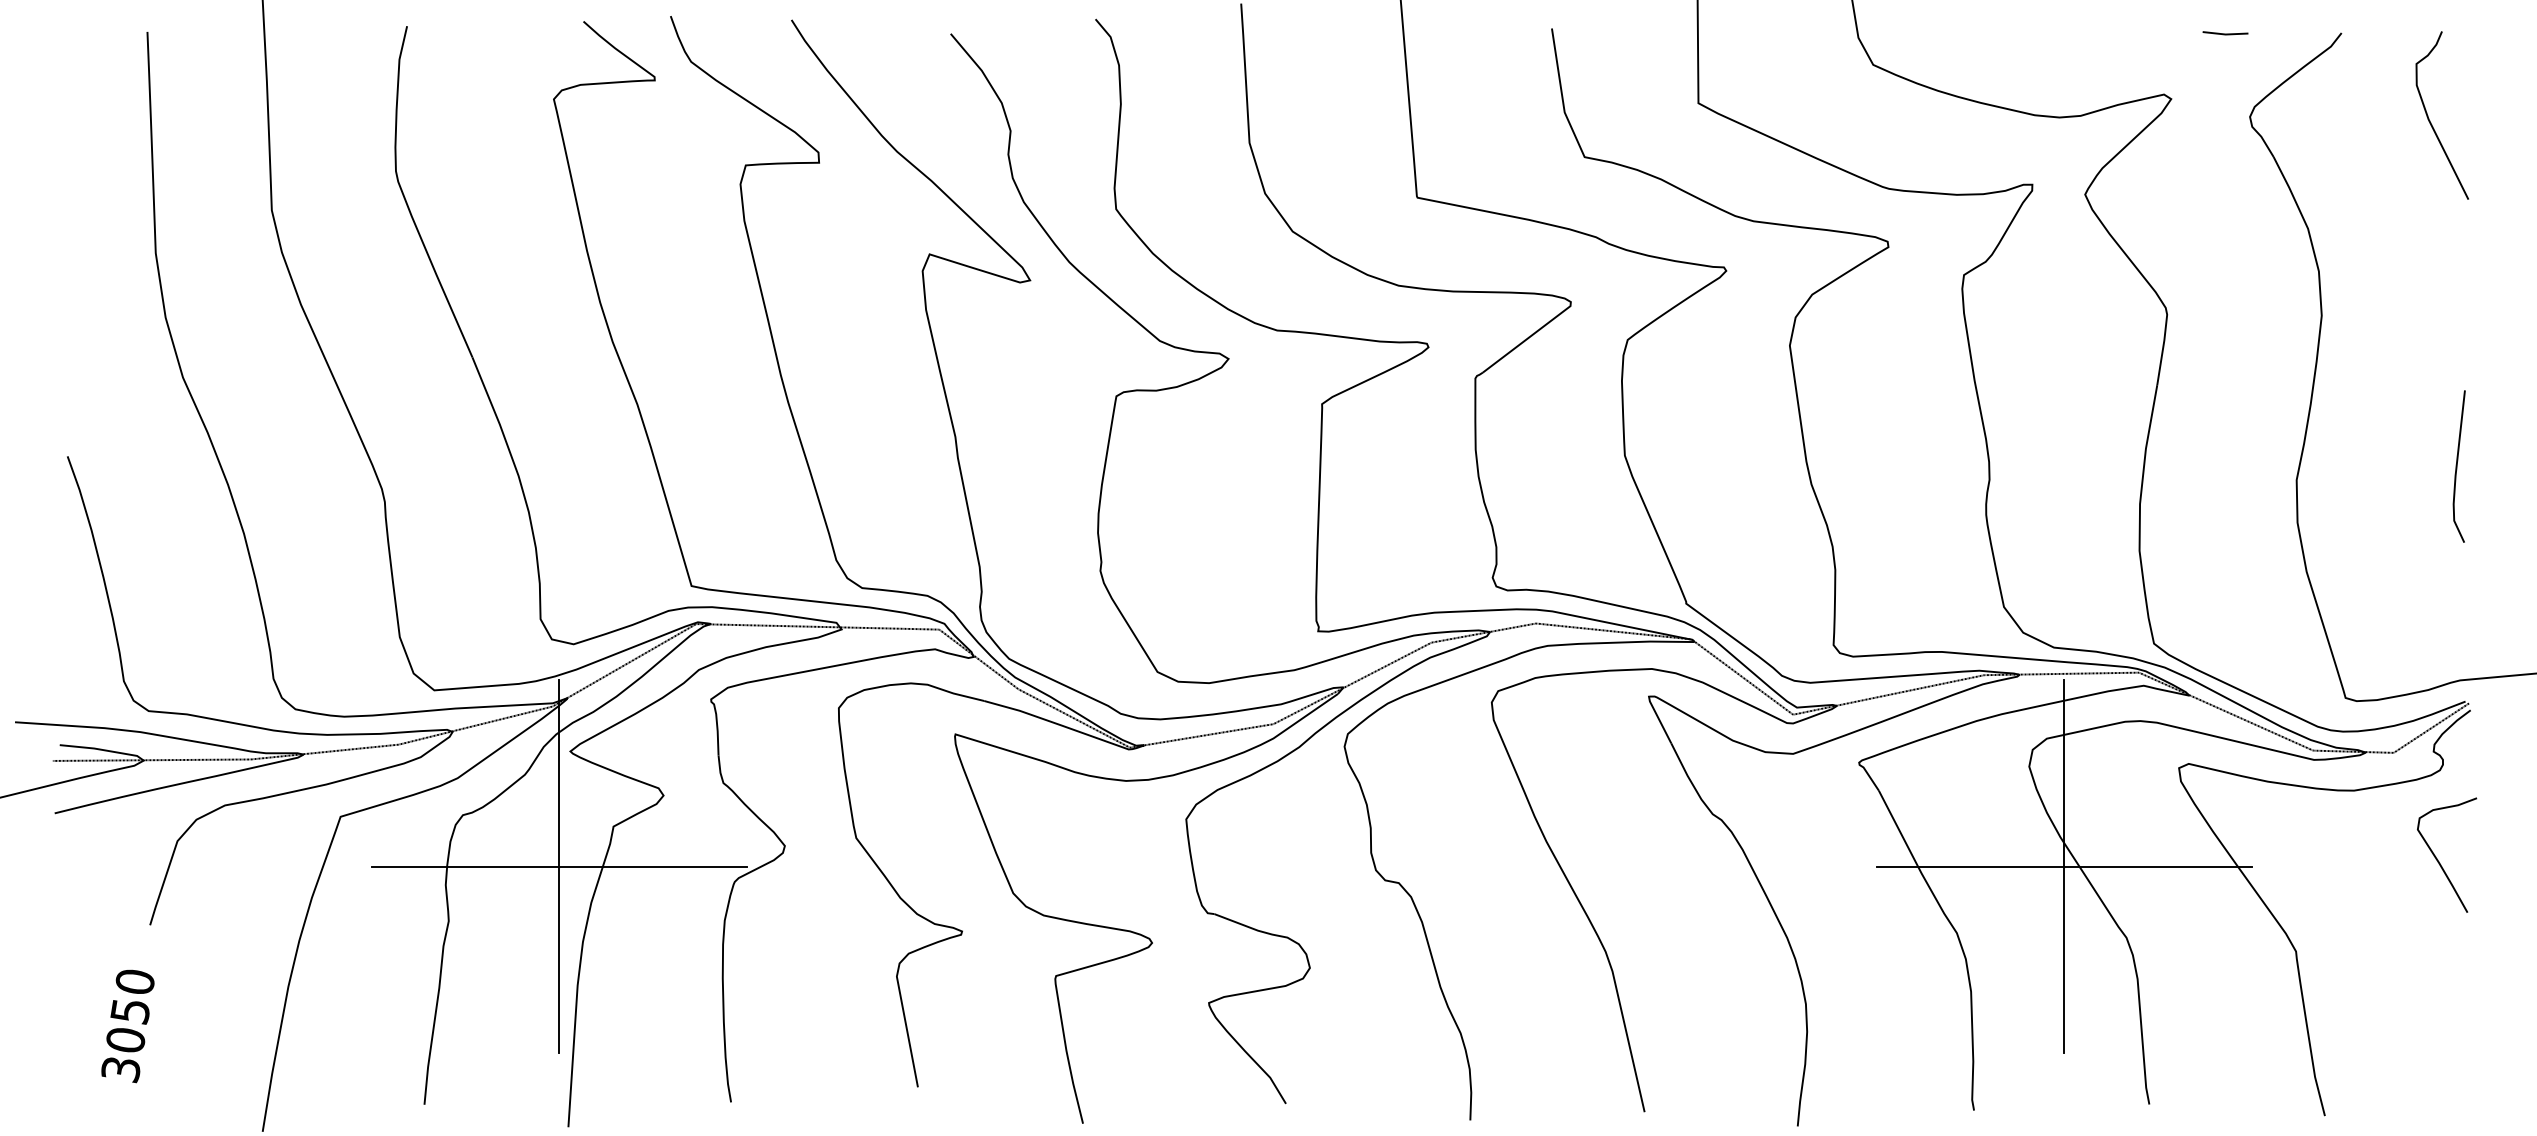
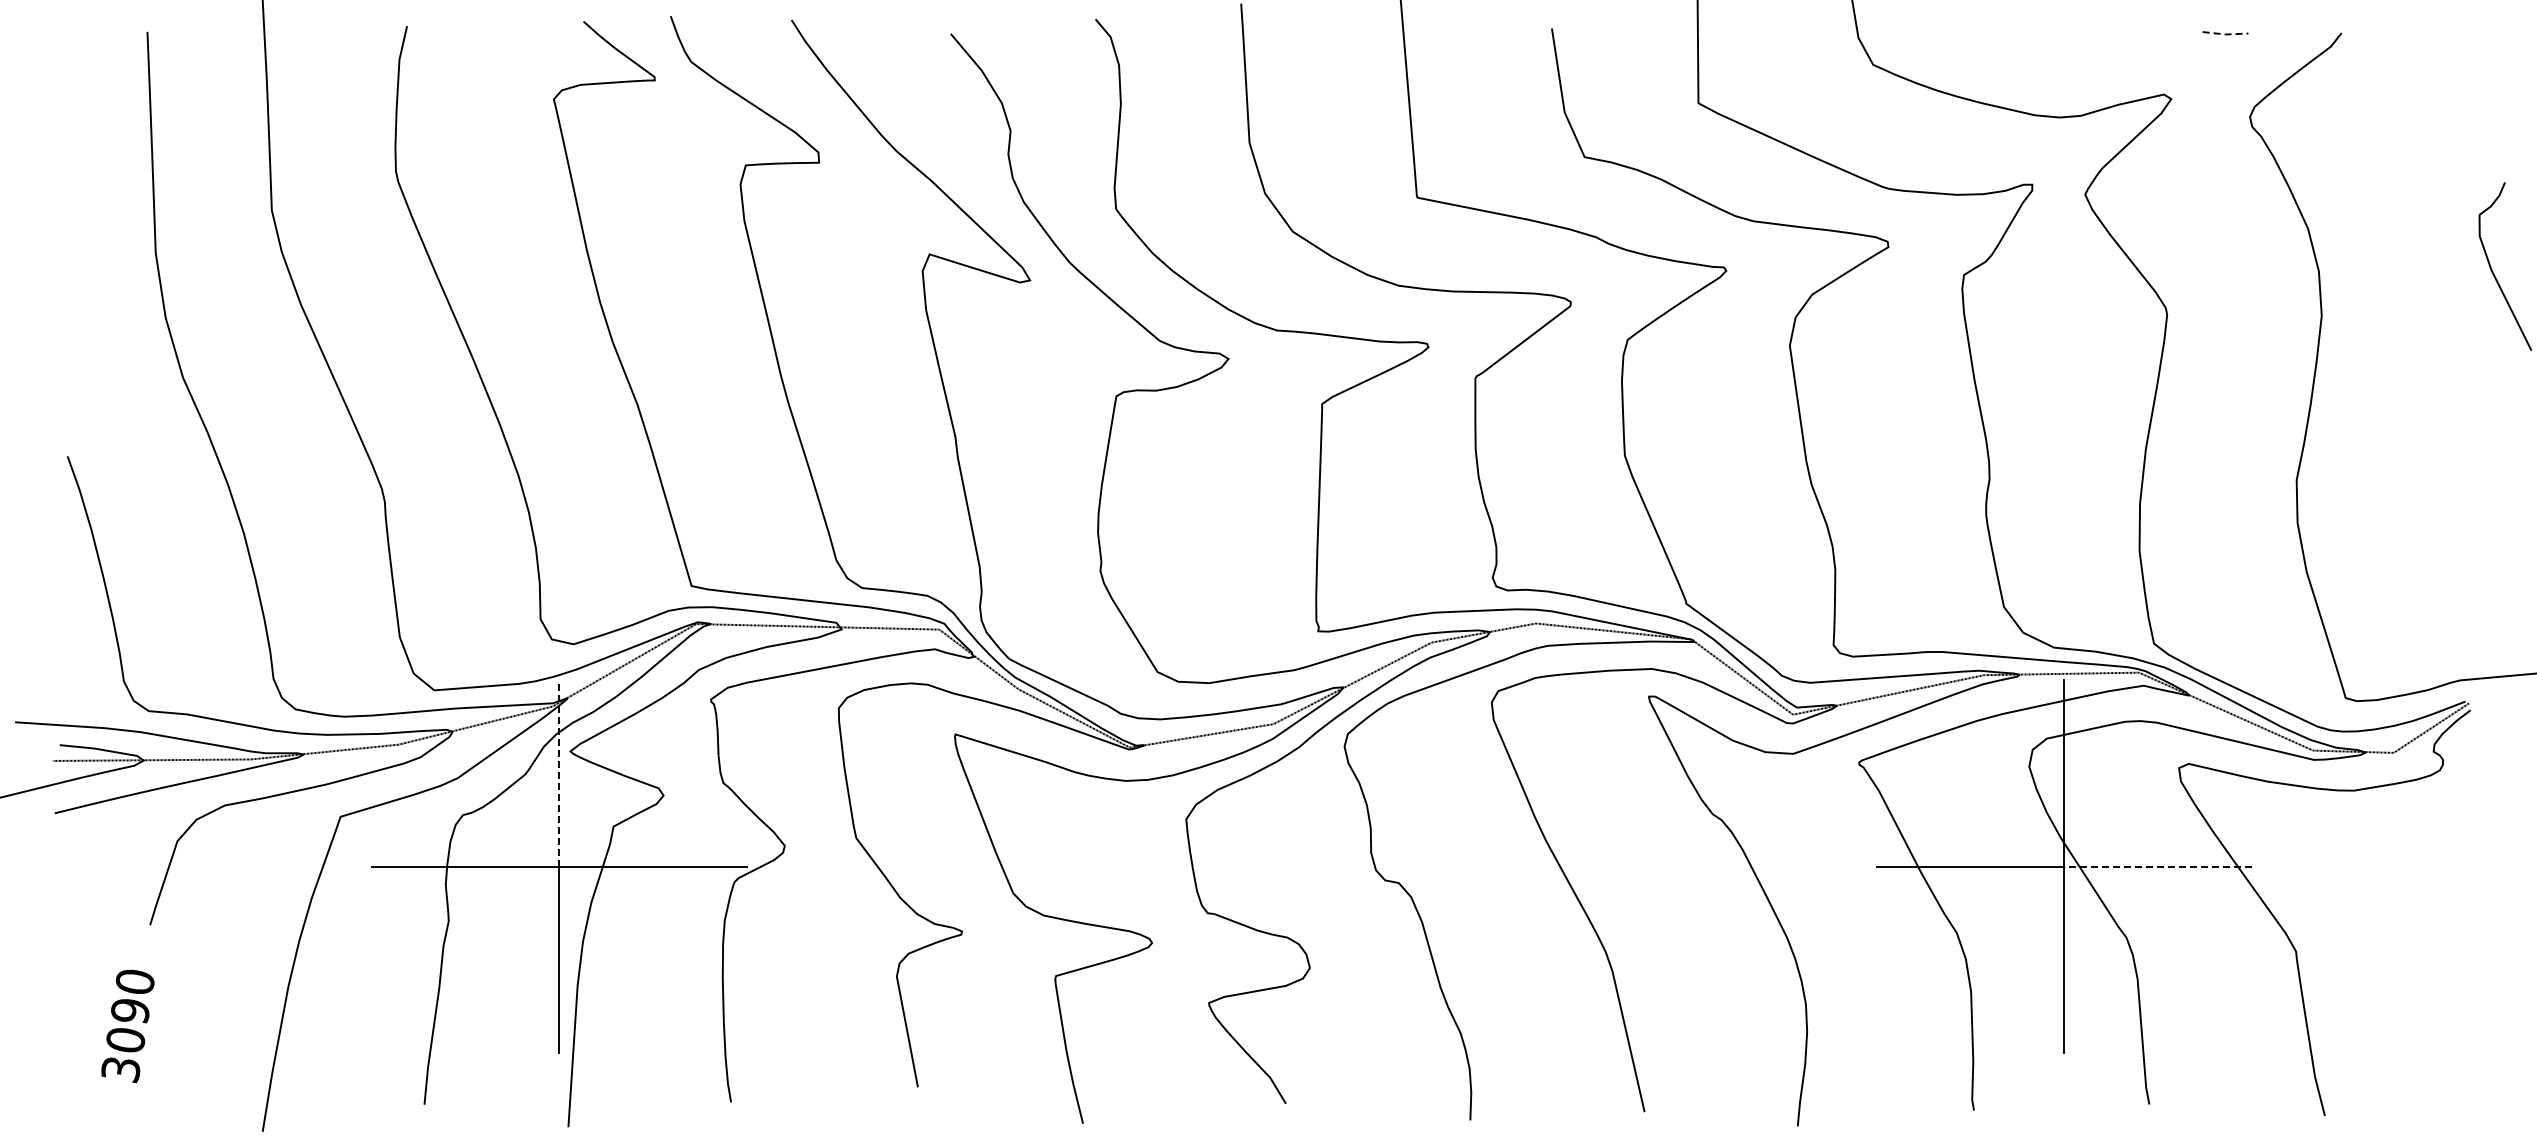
line: solid -> dashed (2225, 34)
curve position: (2430, 120) -> (2493, 271) (2493, 271)
curve: present -> none (2457, 466)
line: solid -> dashed (559, 772)
curve: present -> none (2439, 861)
line: solid -> dashed (2157, 866)
text: 3050 -> 3090 (129, 1011)
